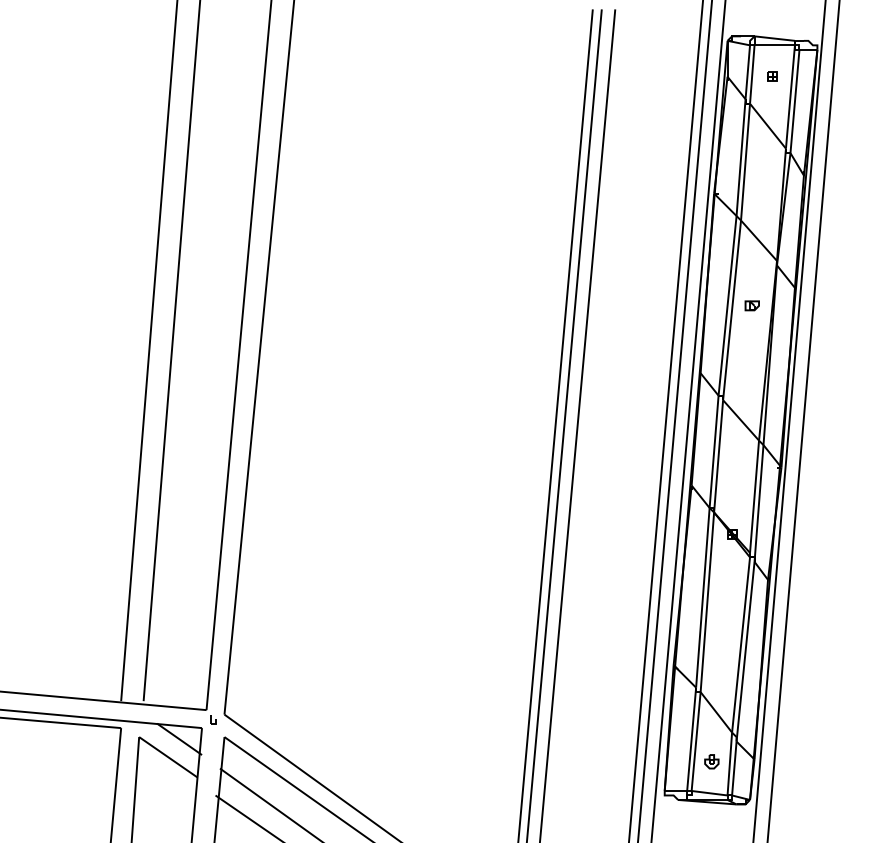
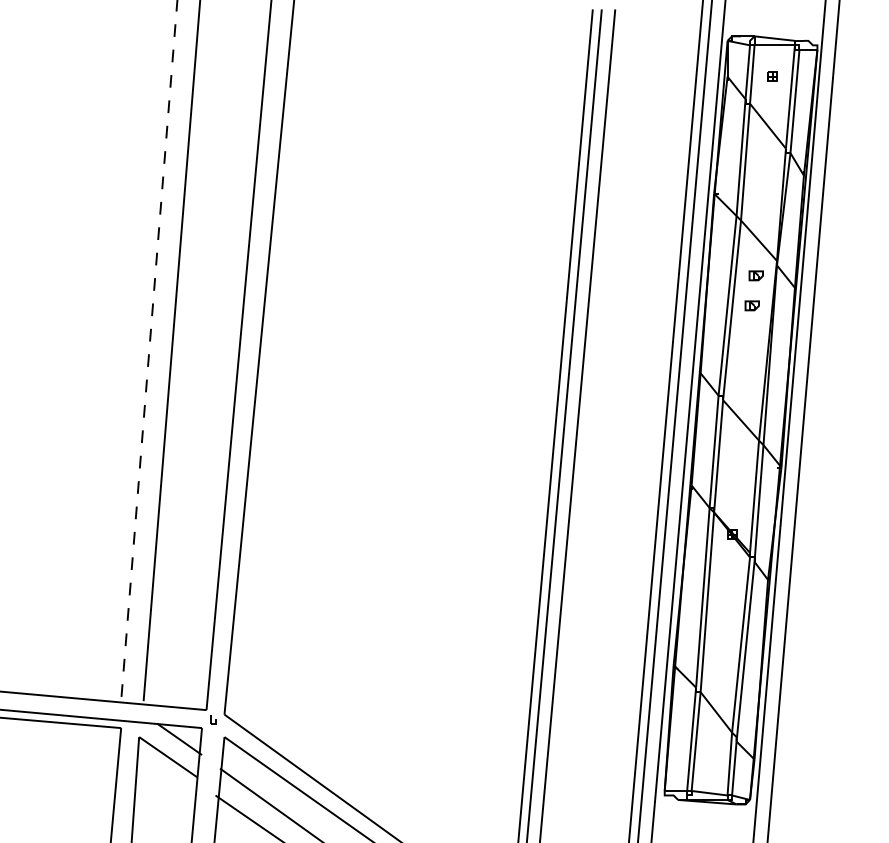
part: none -> present (755, 275)
line: solid -> dashed (149, 350)
part: present -> none (711, 761)
